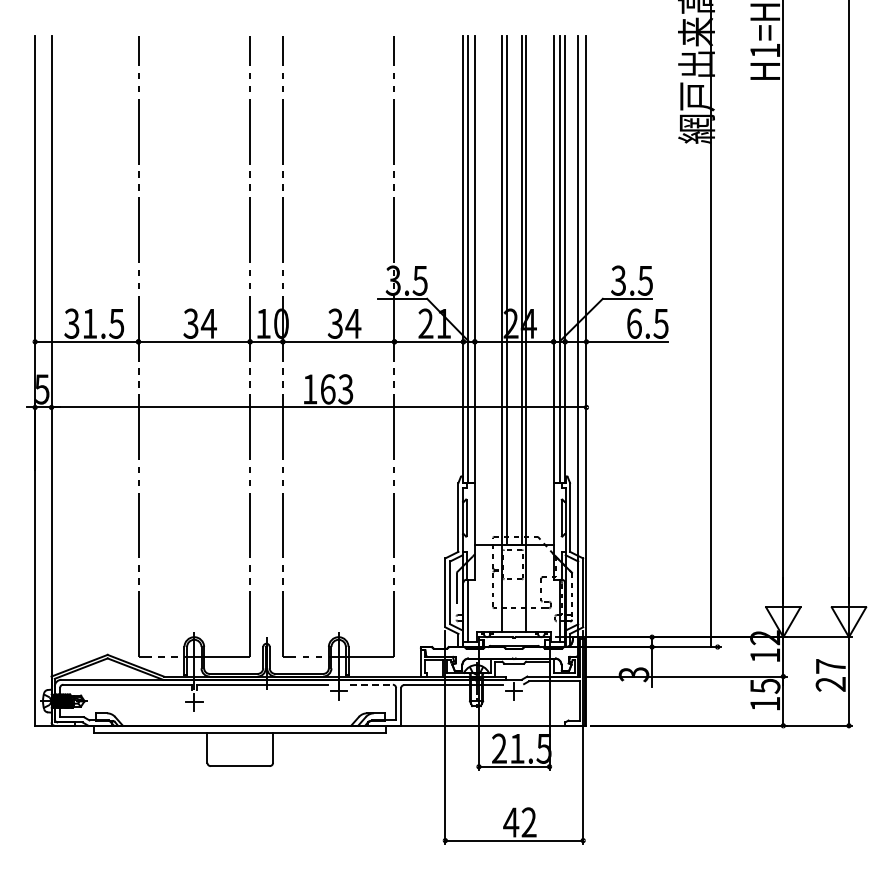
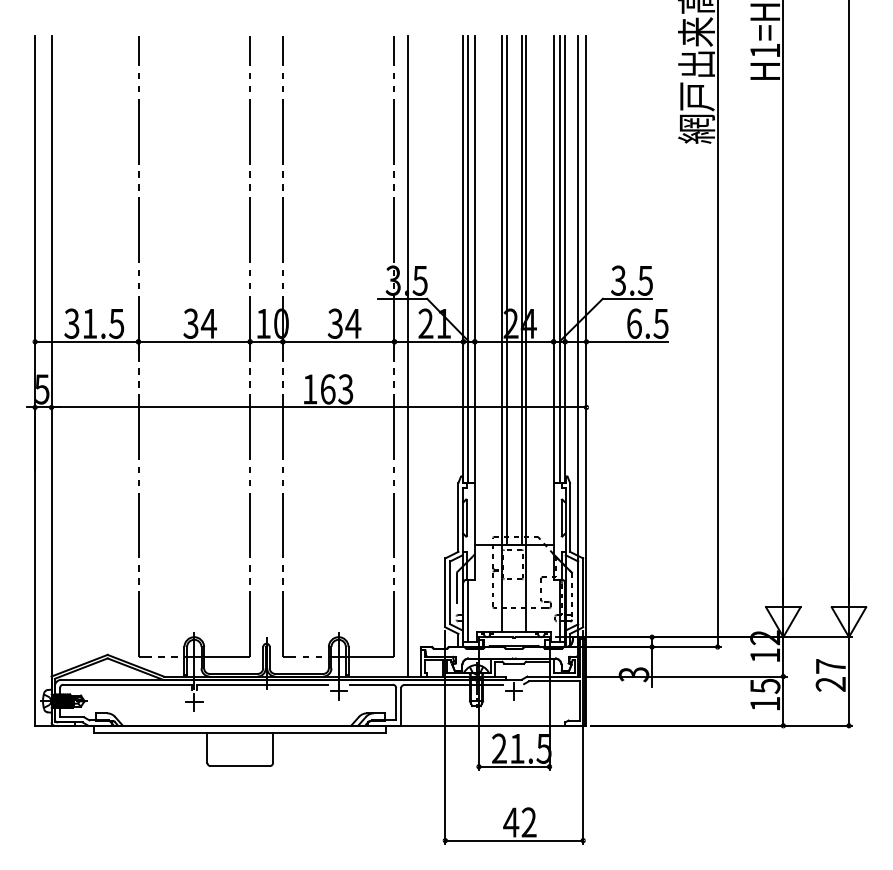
line position: (710, 324) -> (717, 324) (717, 324)
line: none -> present (407, 355)
line: dashed -> solid (371, 684)
